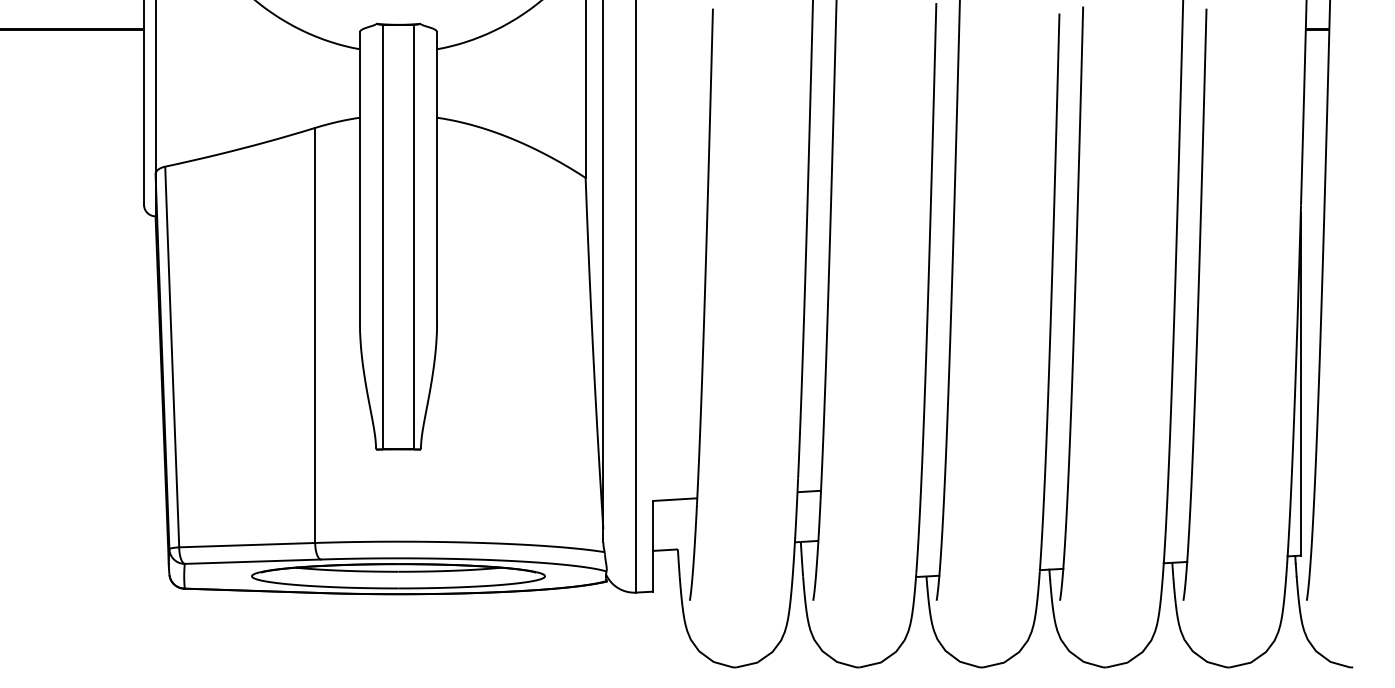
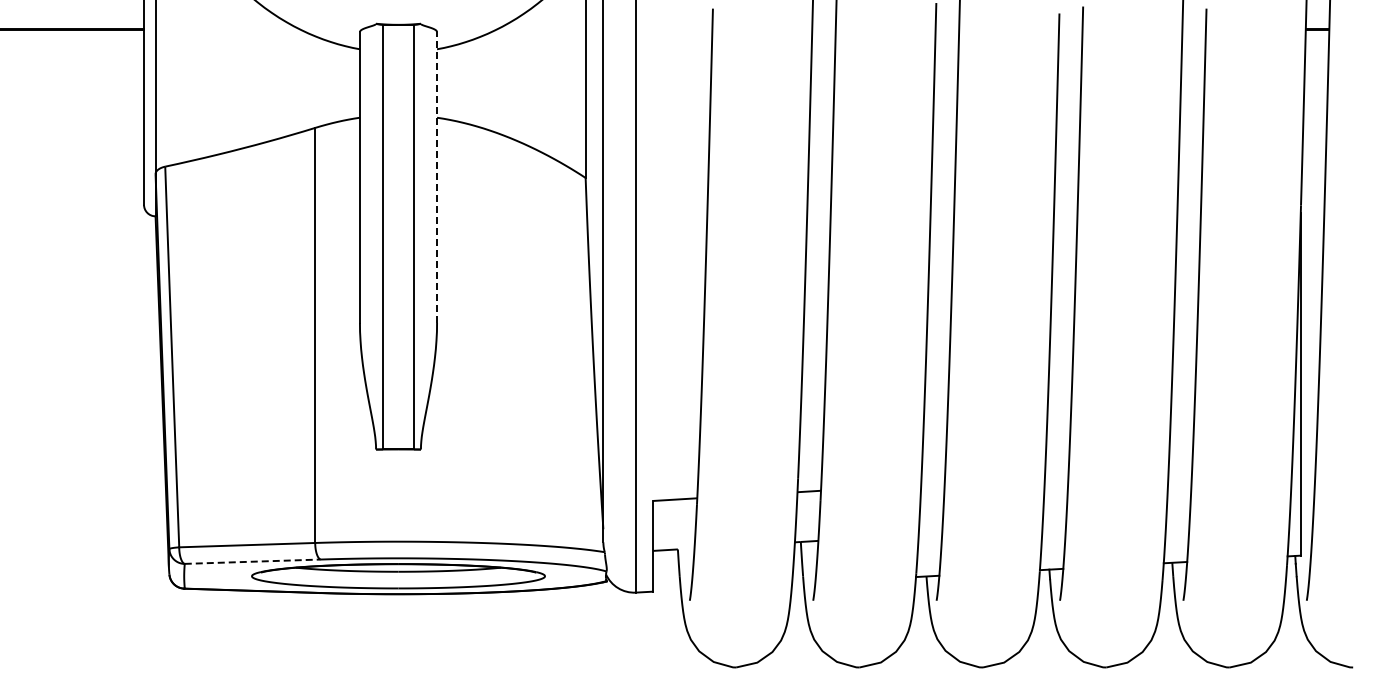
line: solid -> dashed (437, 177)
line: solid -> dashed (253, 561)
